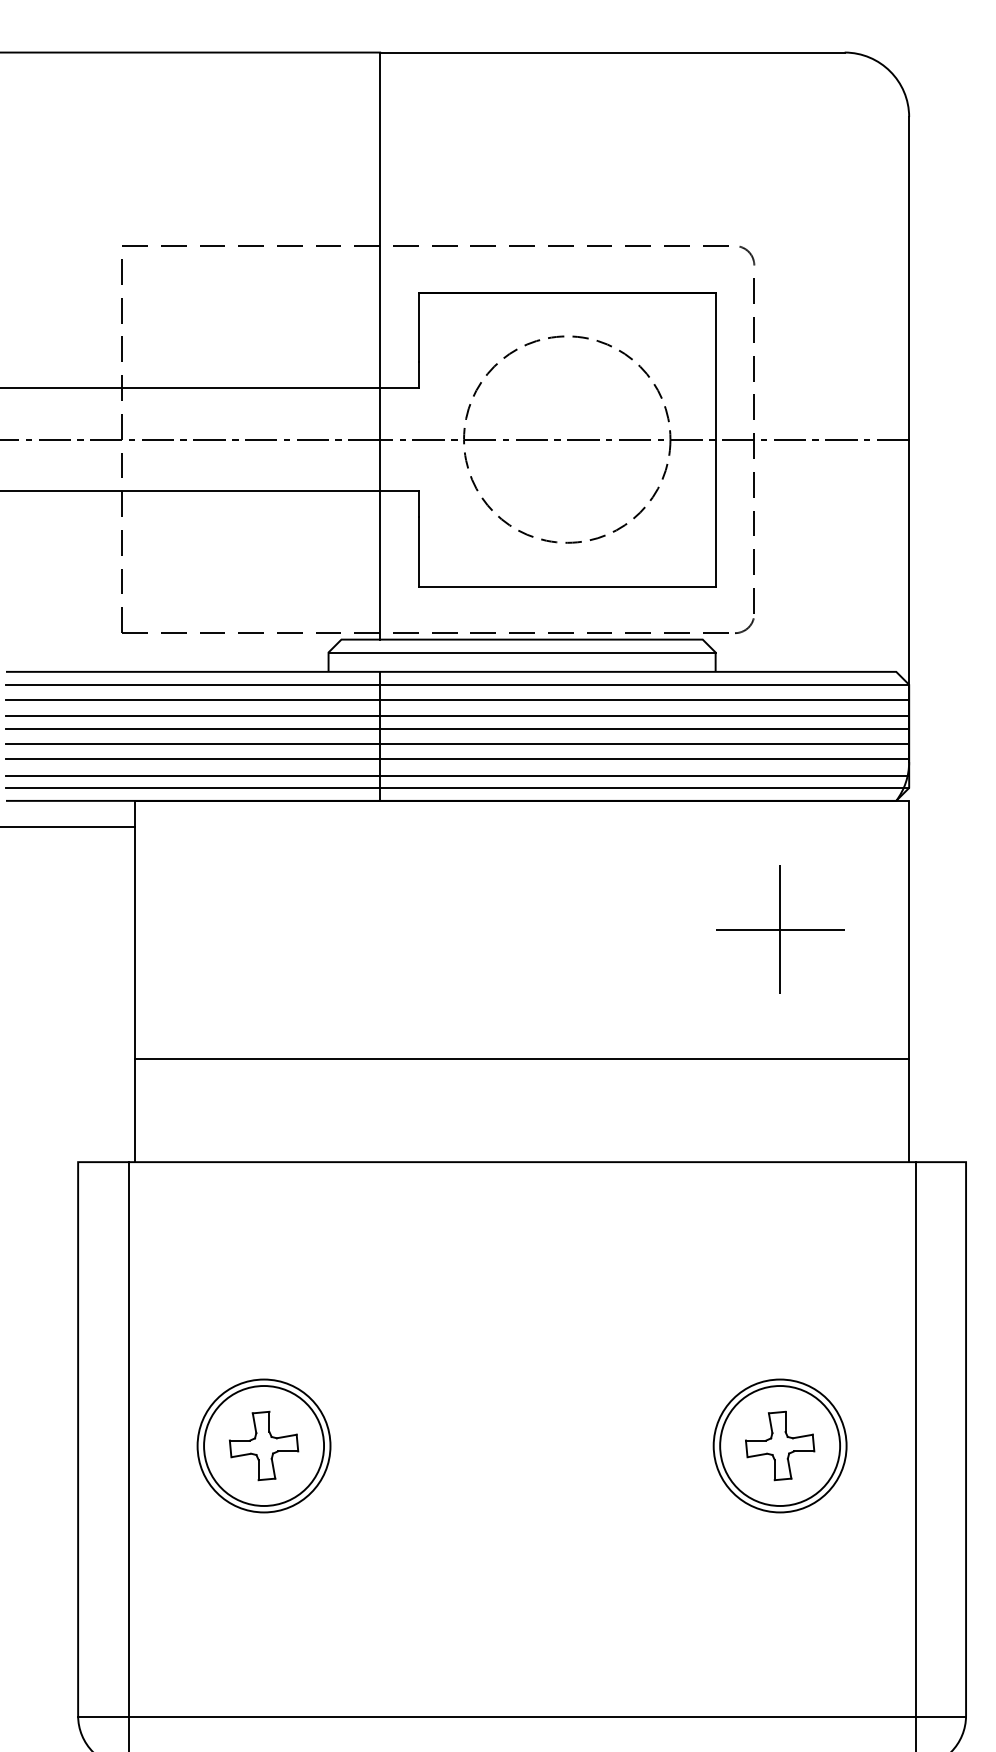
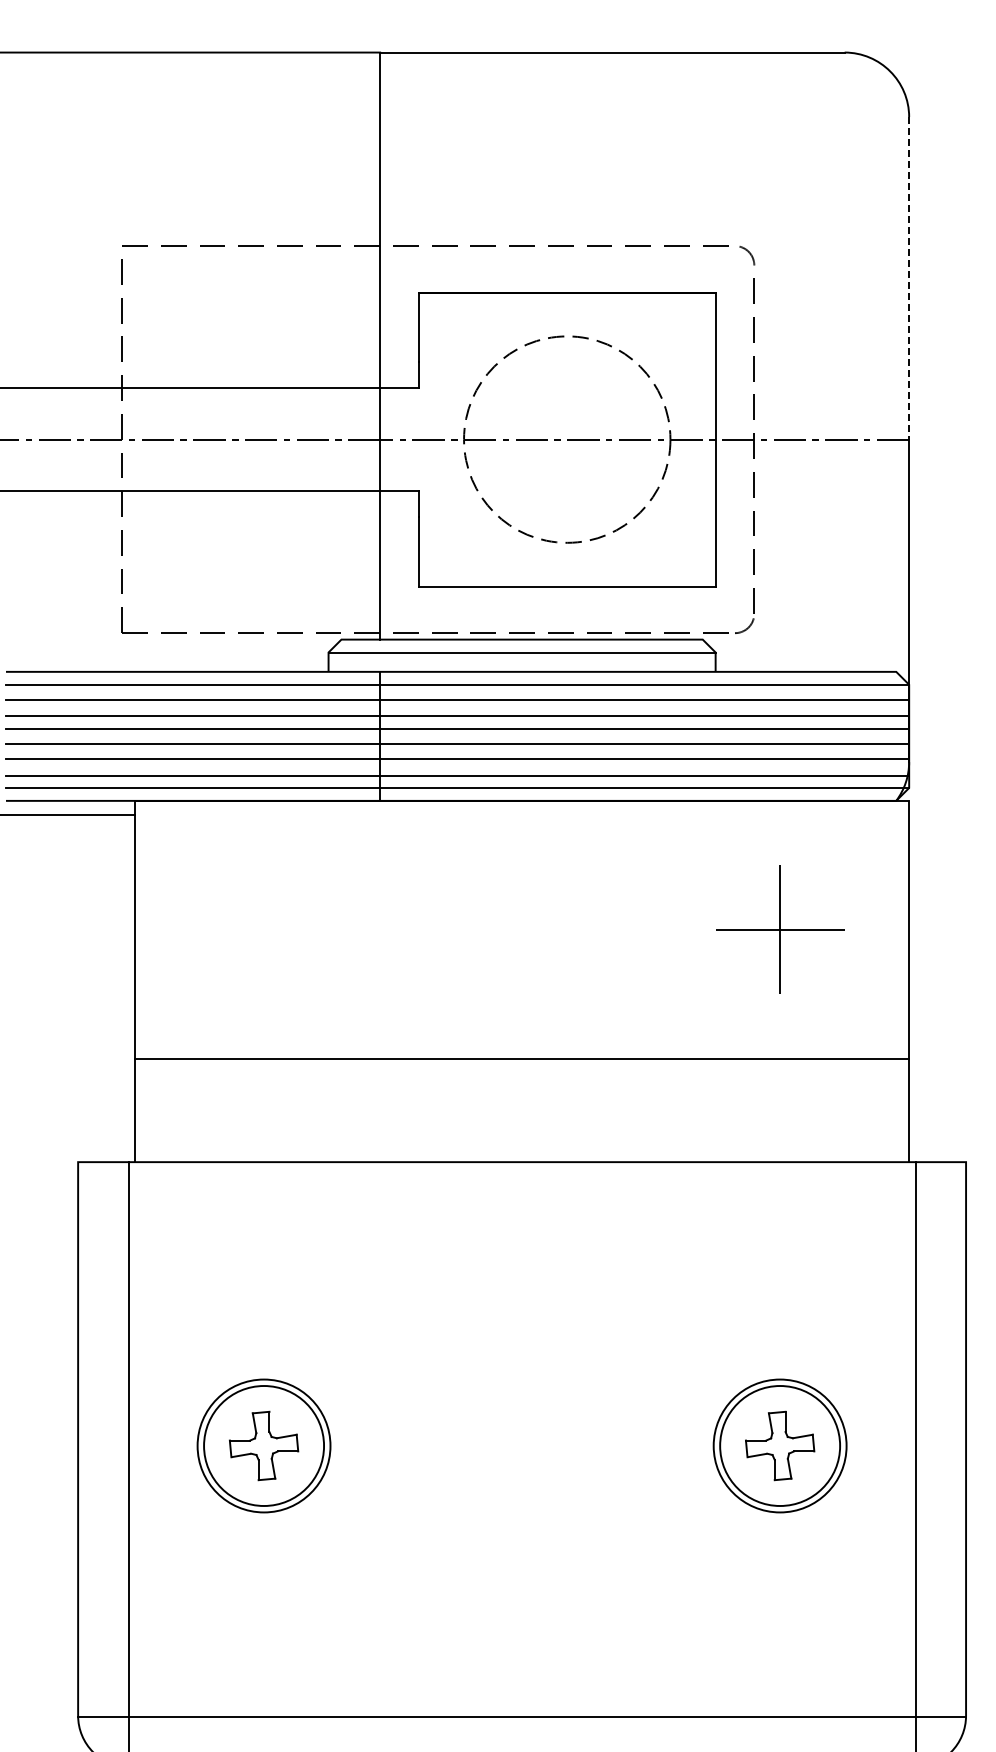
line: solid -> dashed (909, 278)
line position: (68, 826) -> (68, 814) (68, 814)
